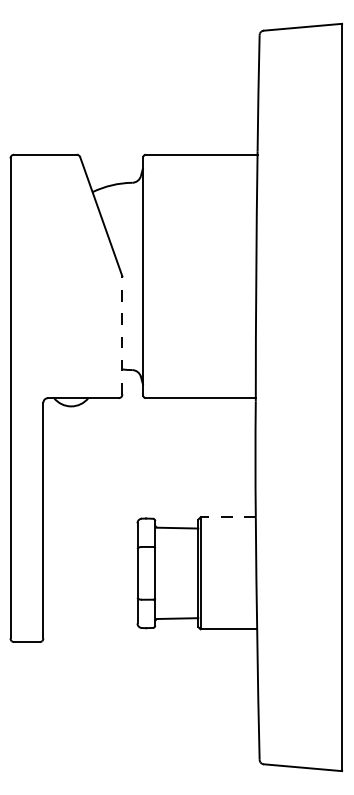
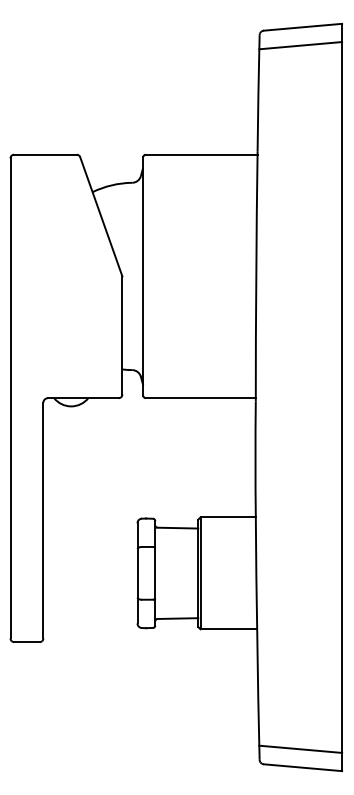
line: none -> present (300, 45)
line: dashed -> solid (122, 334)
line: dashed -> solid (228, 517)
line: none -> present (300, 748)
